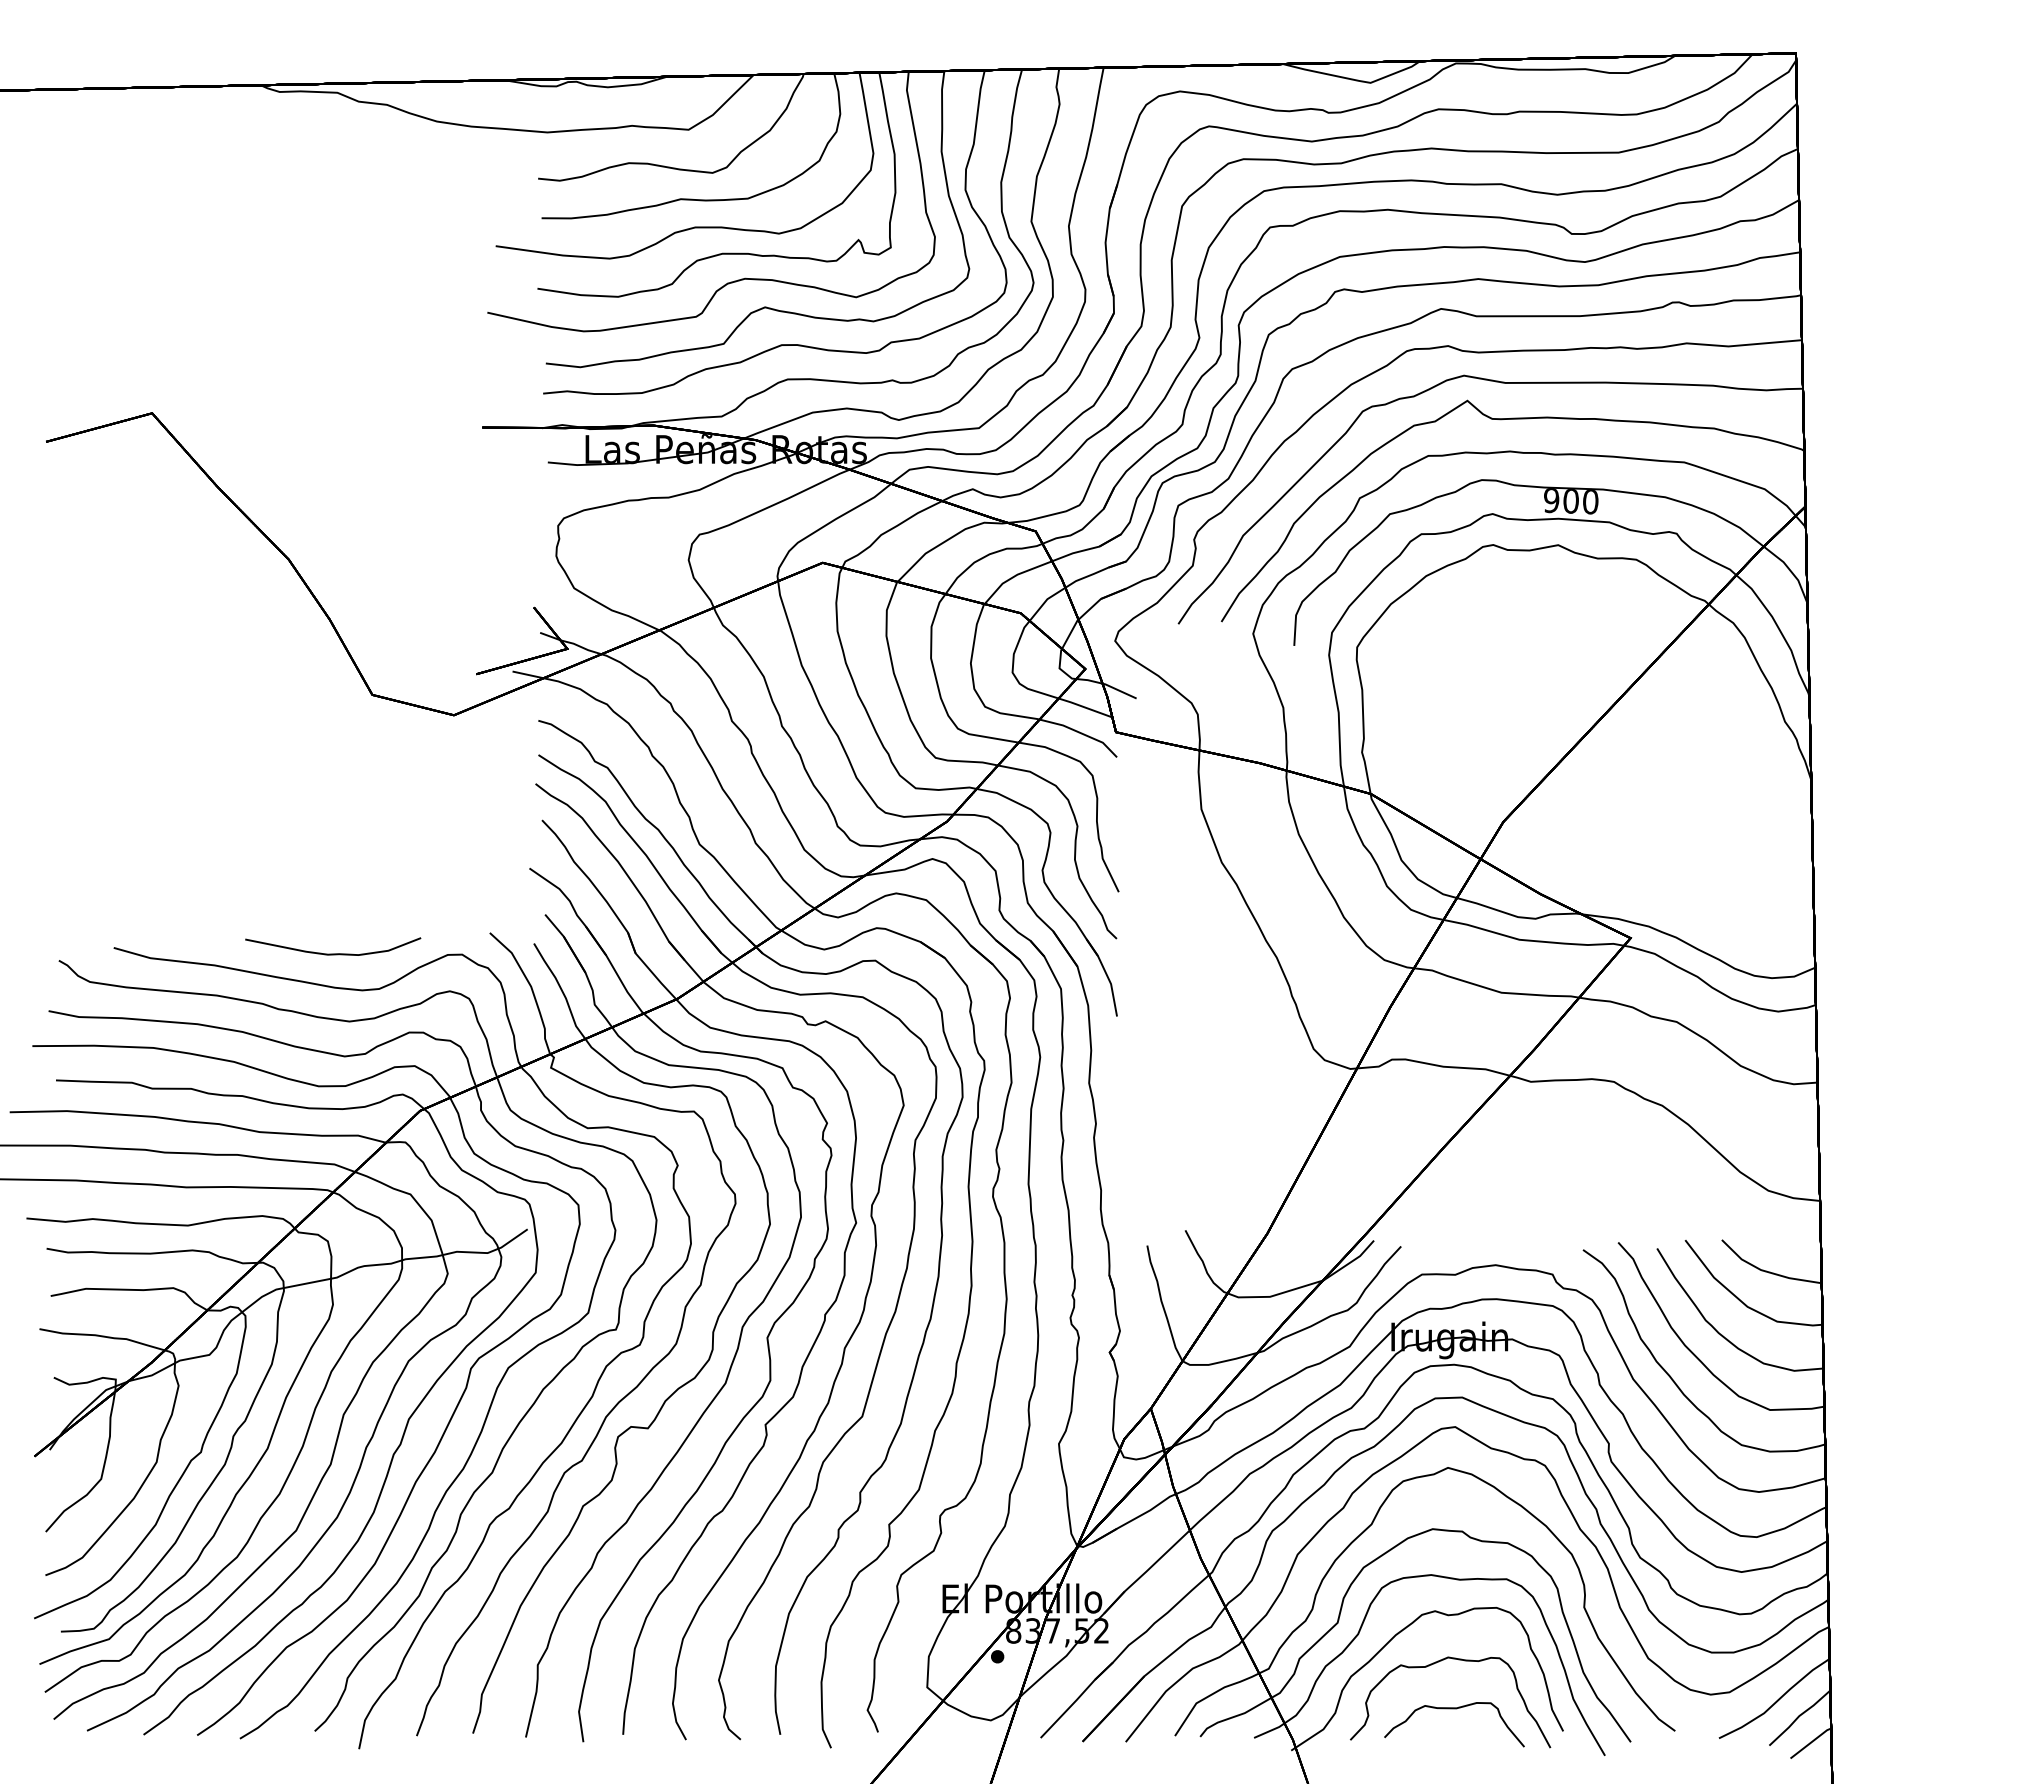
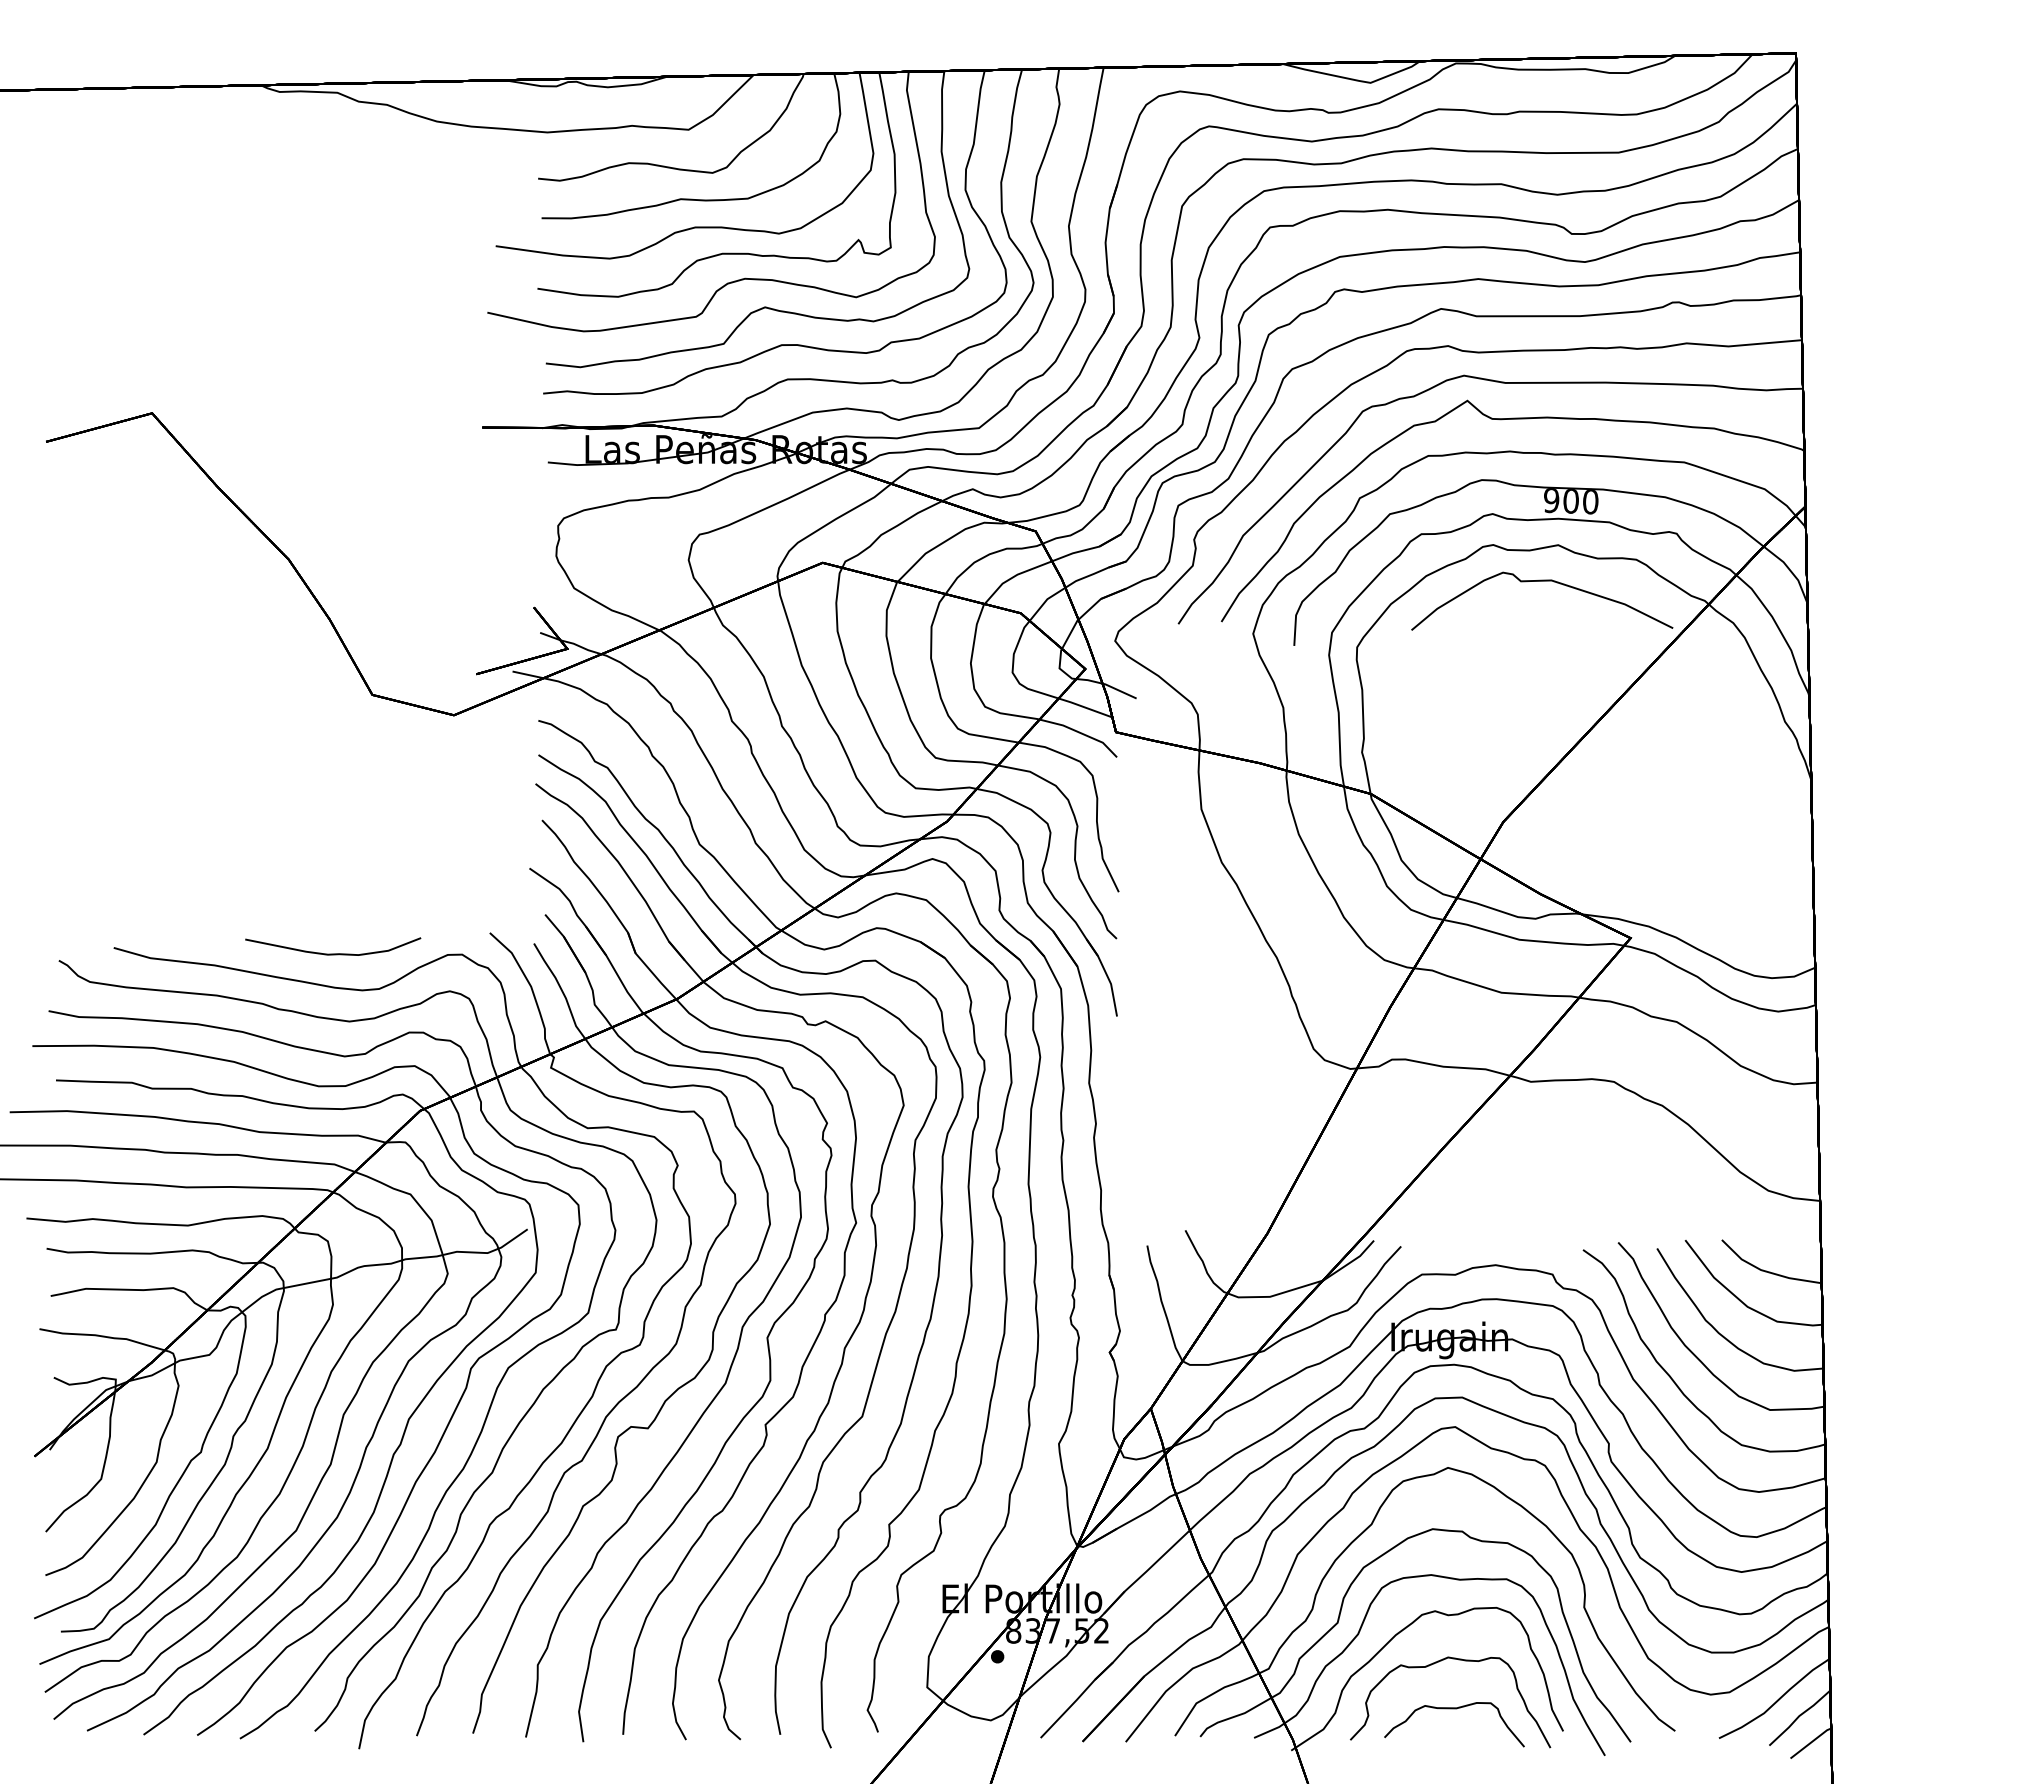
curve: none -> present (1542, 581)
